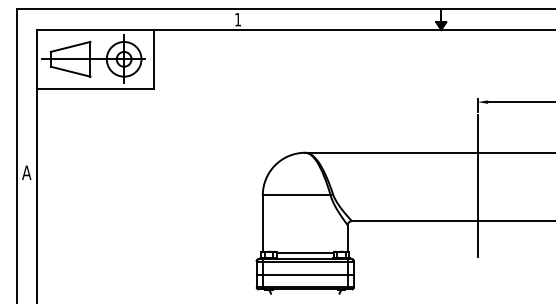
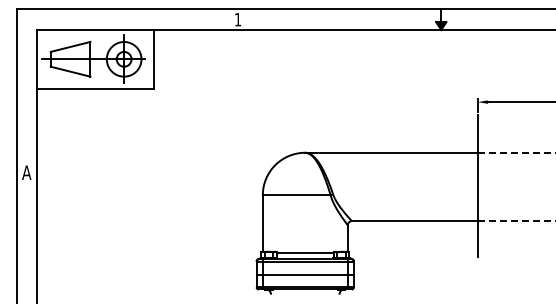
line: solid -> dashed (516, 152)
line: solid -> dashed (516, 221)
